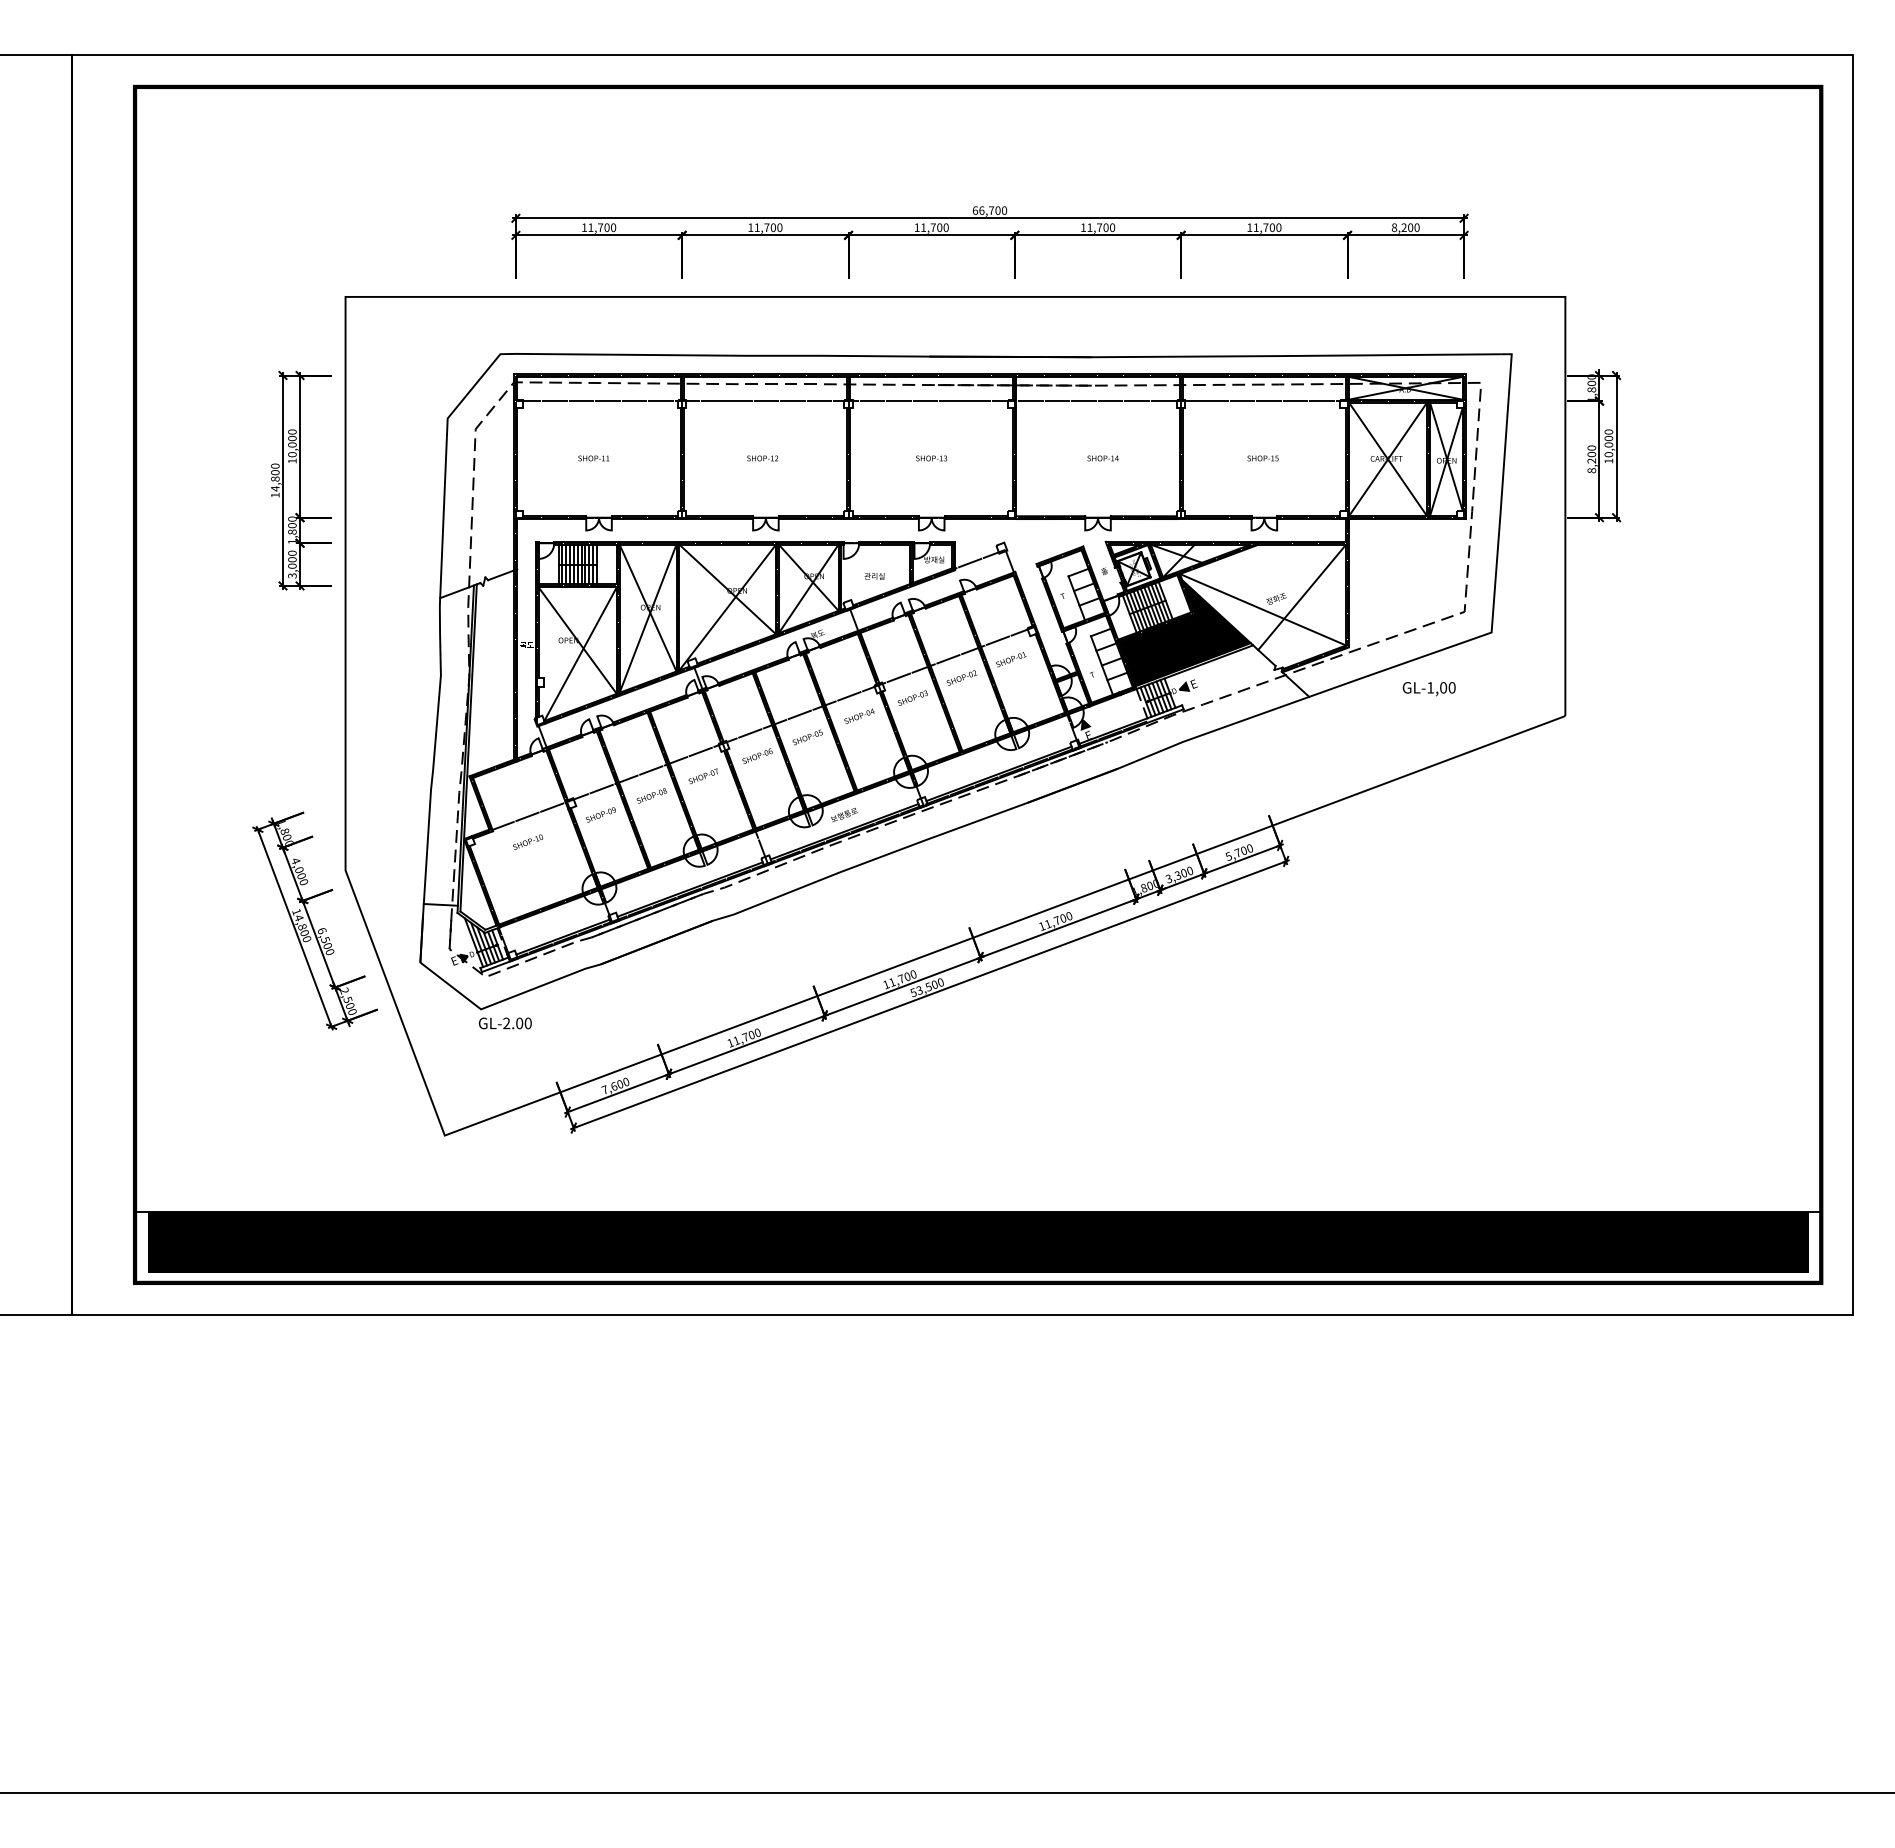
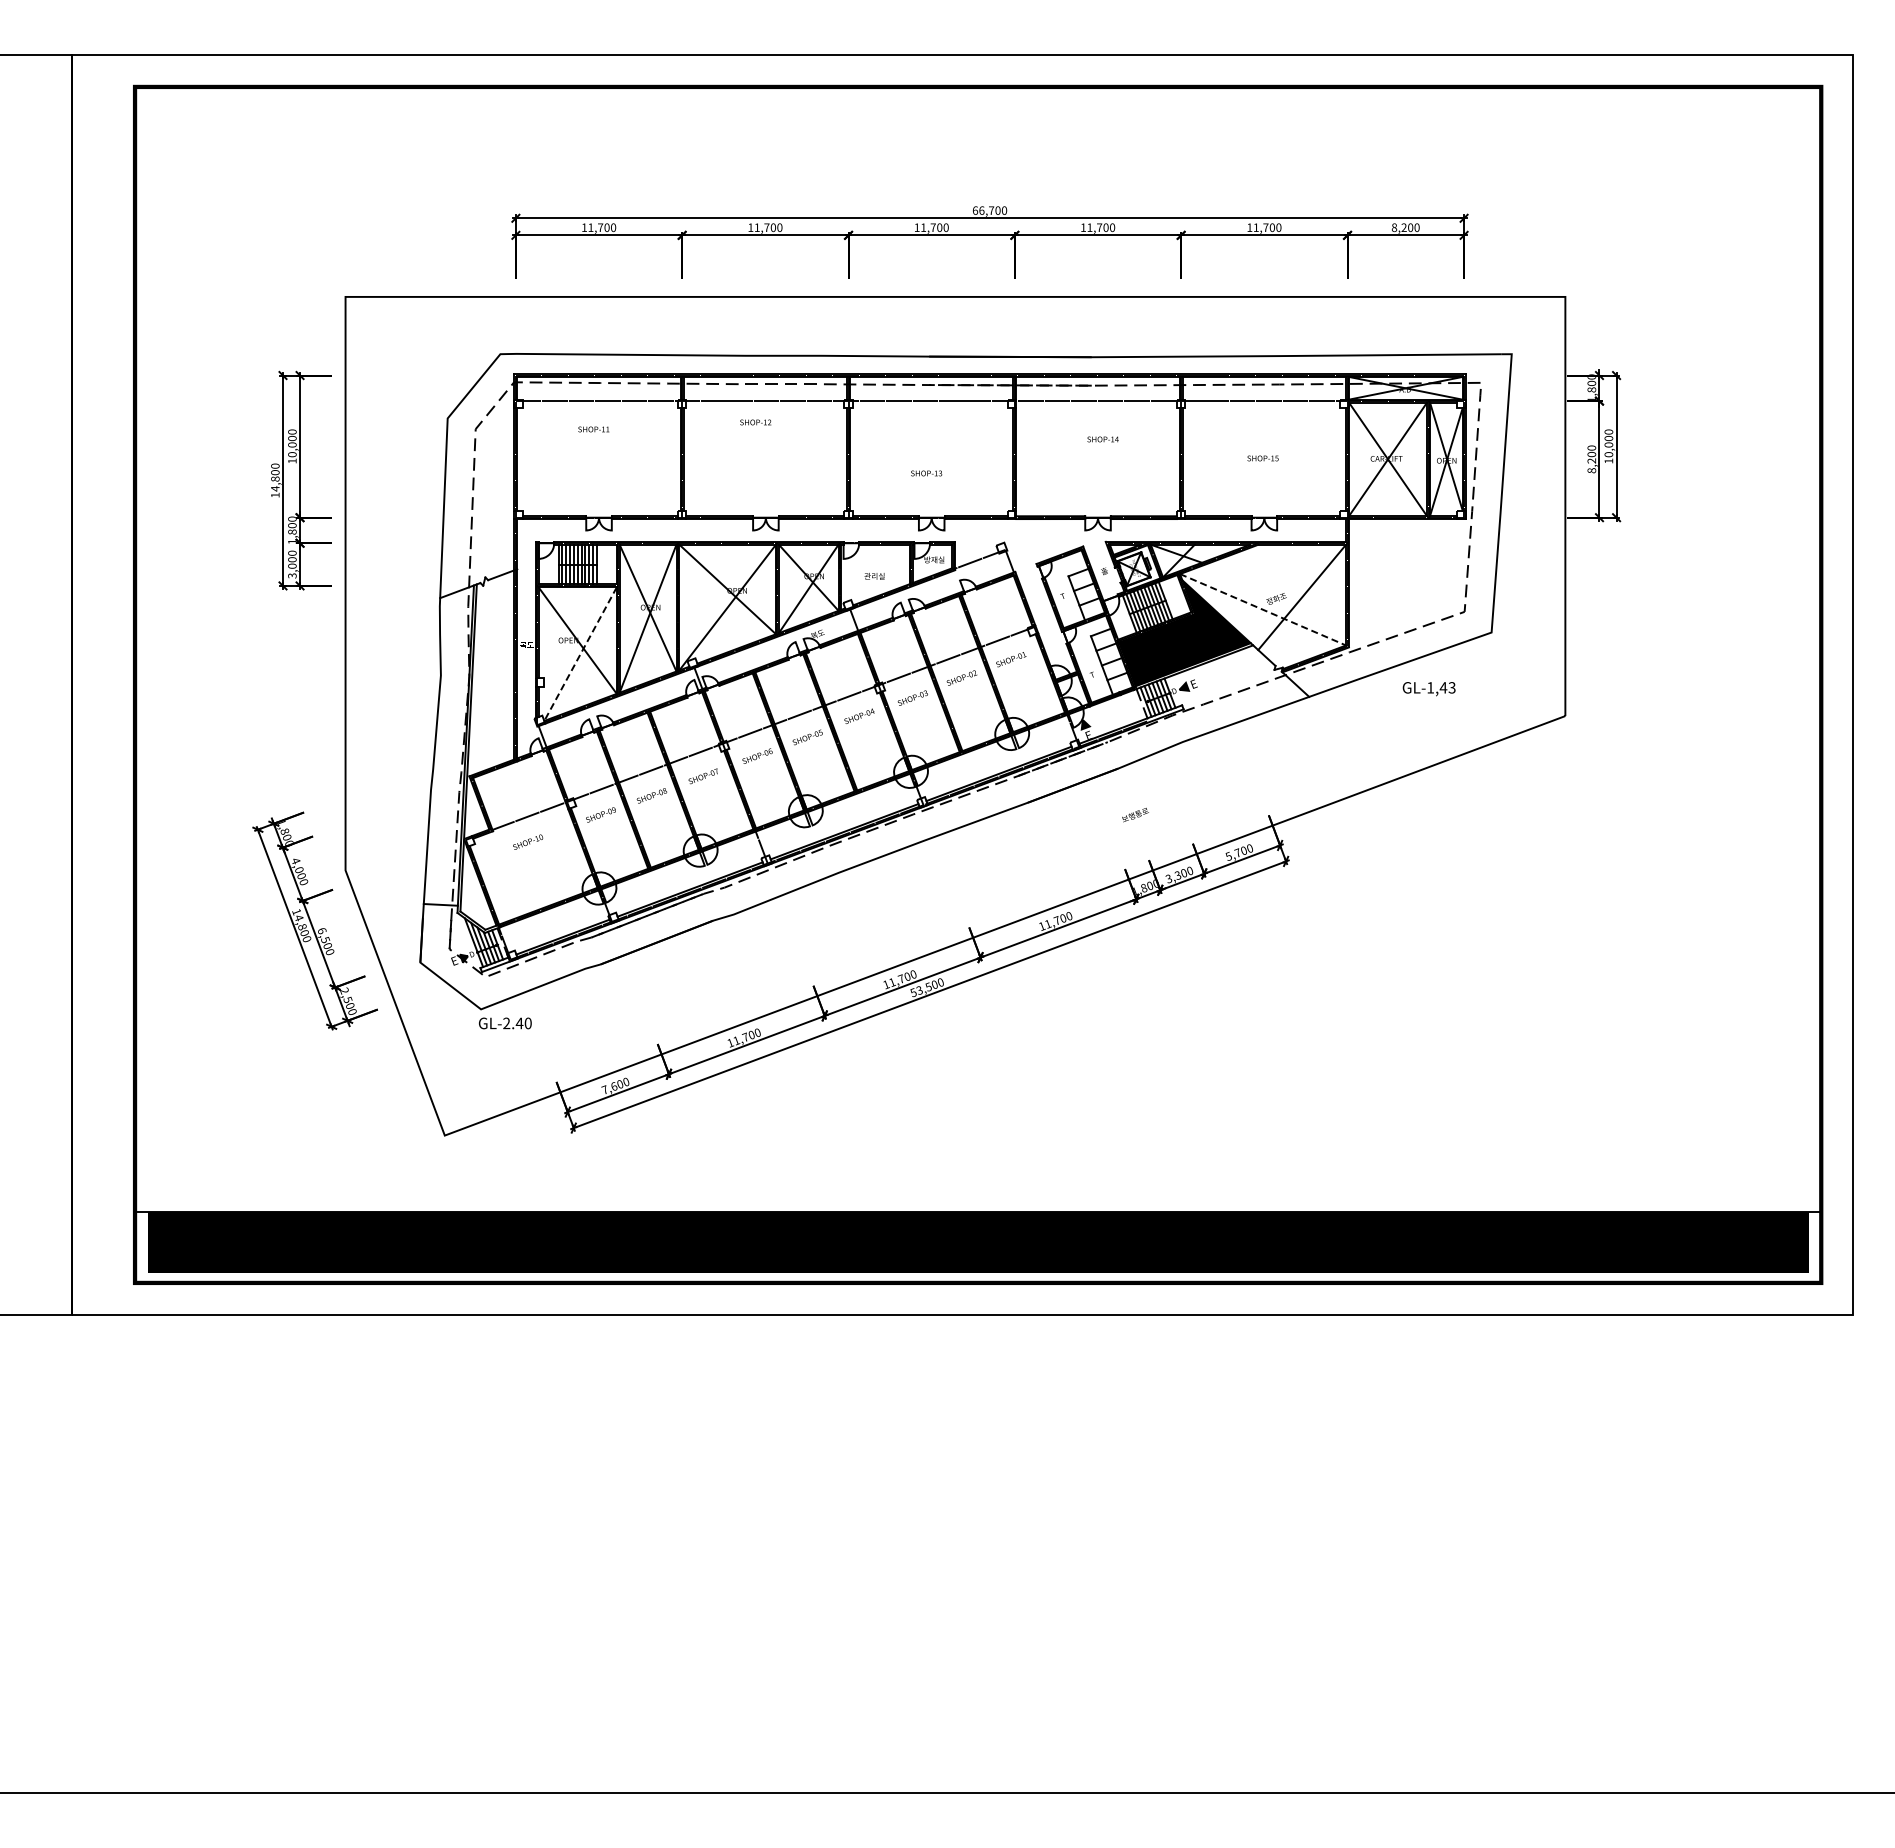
text position: (593, 458) -> (593, 429) (593, 429)
text position: (762, 458) -> (755, 422) (755, 422)
text position: (931, 458) -> (926, 473) (926, 473)
text position: (1102, 458) -> (1102, 439) (1102, 439)
line: solid -> dashed (1263, 609)
line: solid -> dashed (580, 654)
text: GL-1,00 -> GL-1,43 (1447, 687)
text position: (844, 814) -> (1135, 814) (1135, 814)
text: GL-2.00 -> GL-2.40 (519, 1023)
